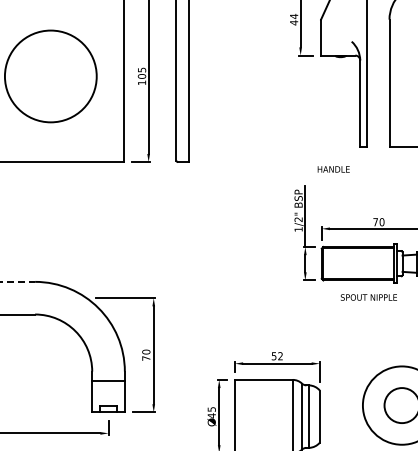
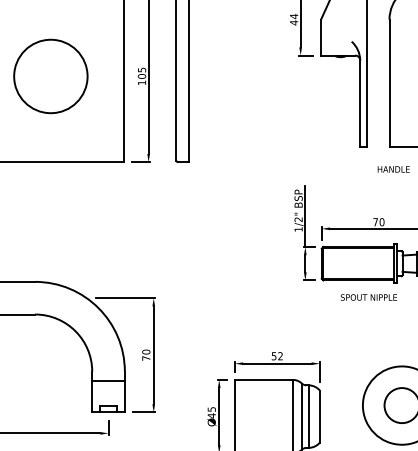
circle size: 94x95 px -> 76x77 px (50, 76)
text position: (333, 169) -> (393, 169) (393, 169)
line: dashed -> solid (18, 281)
